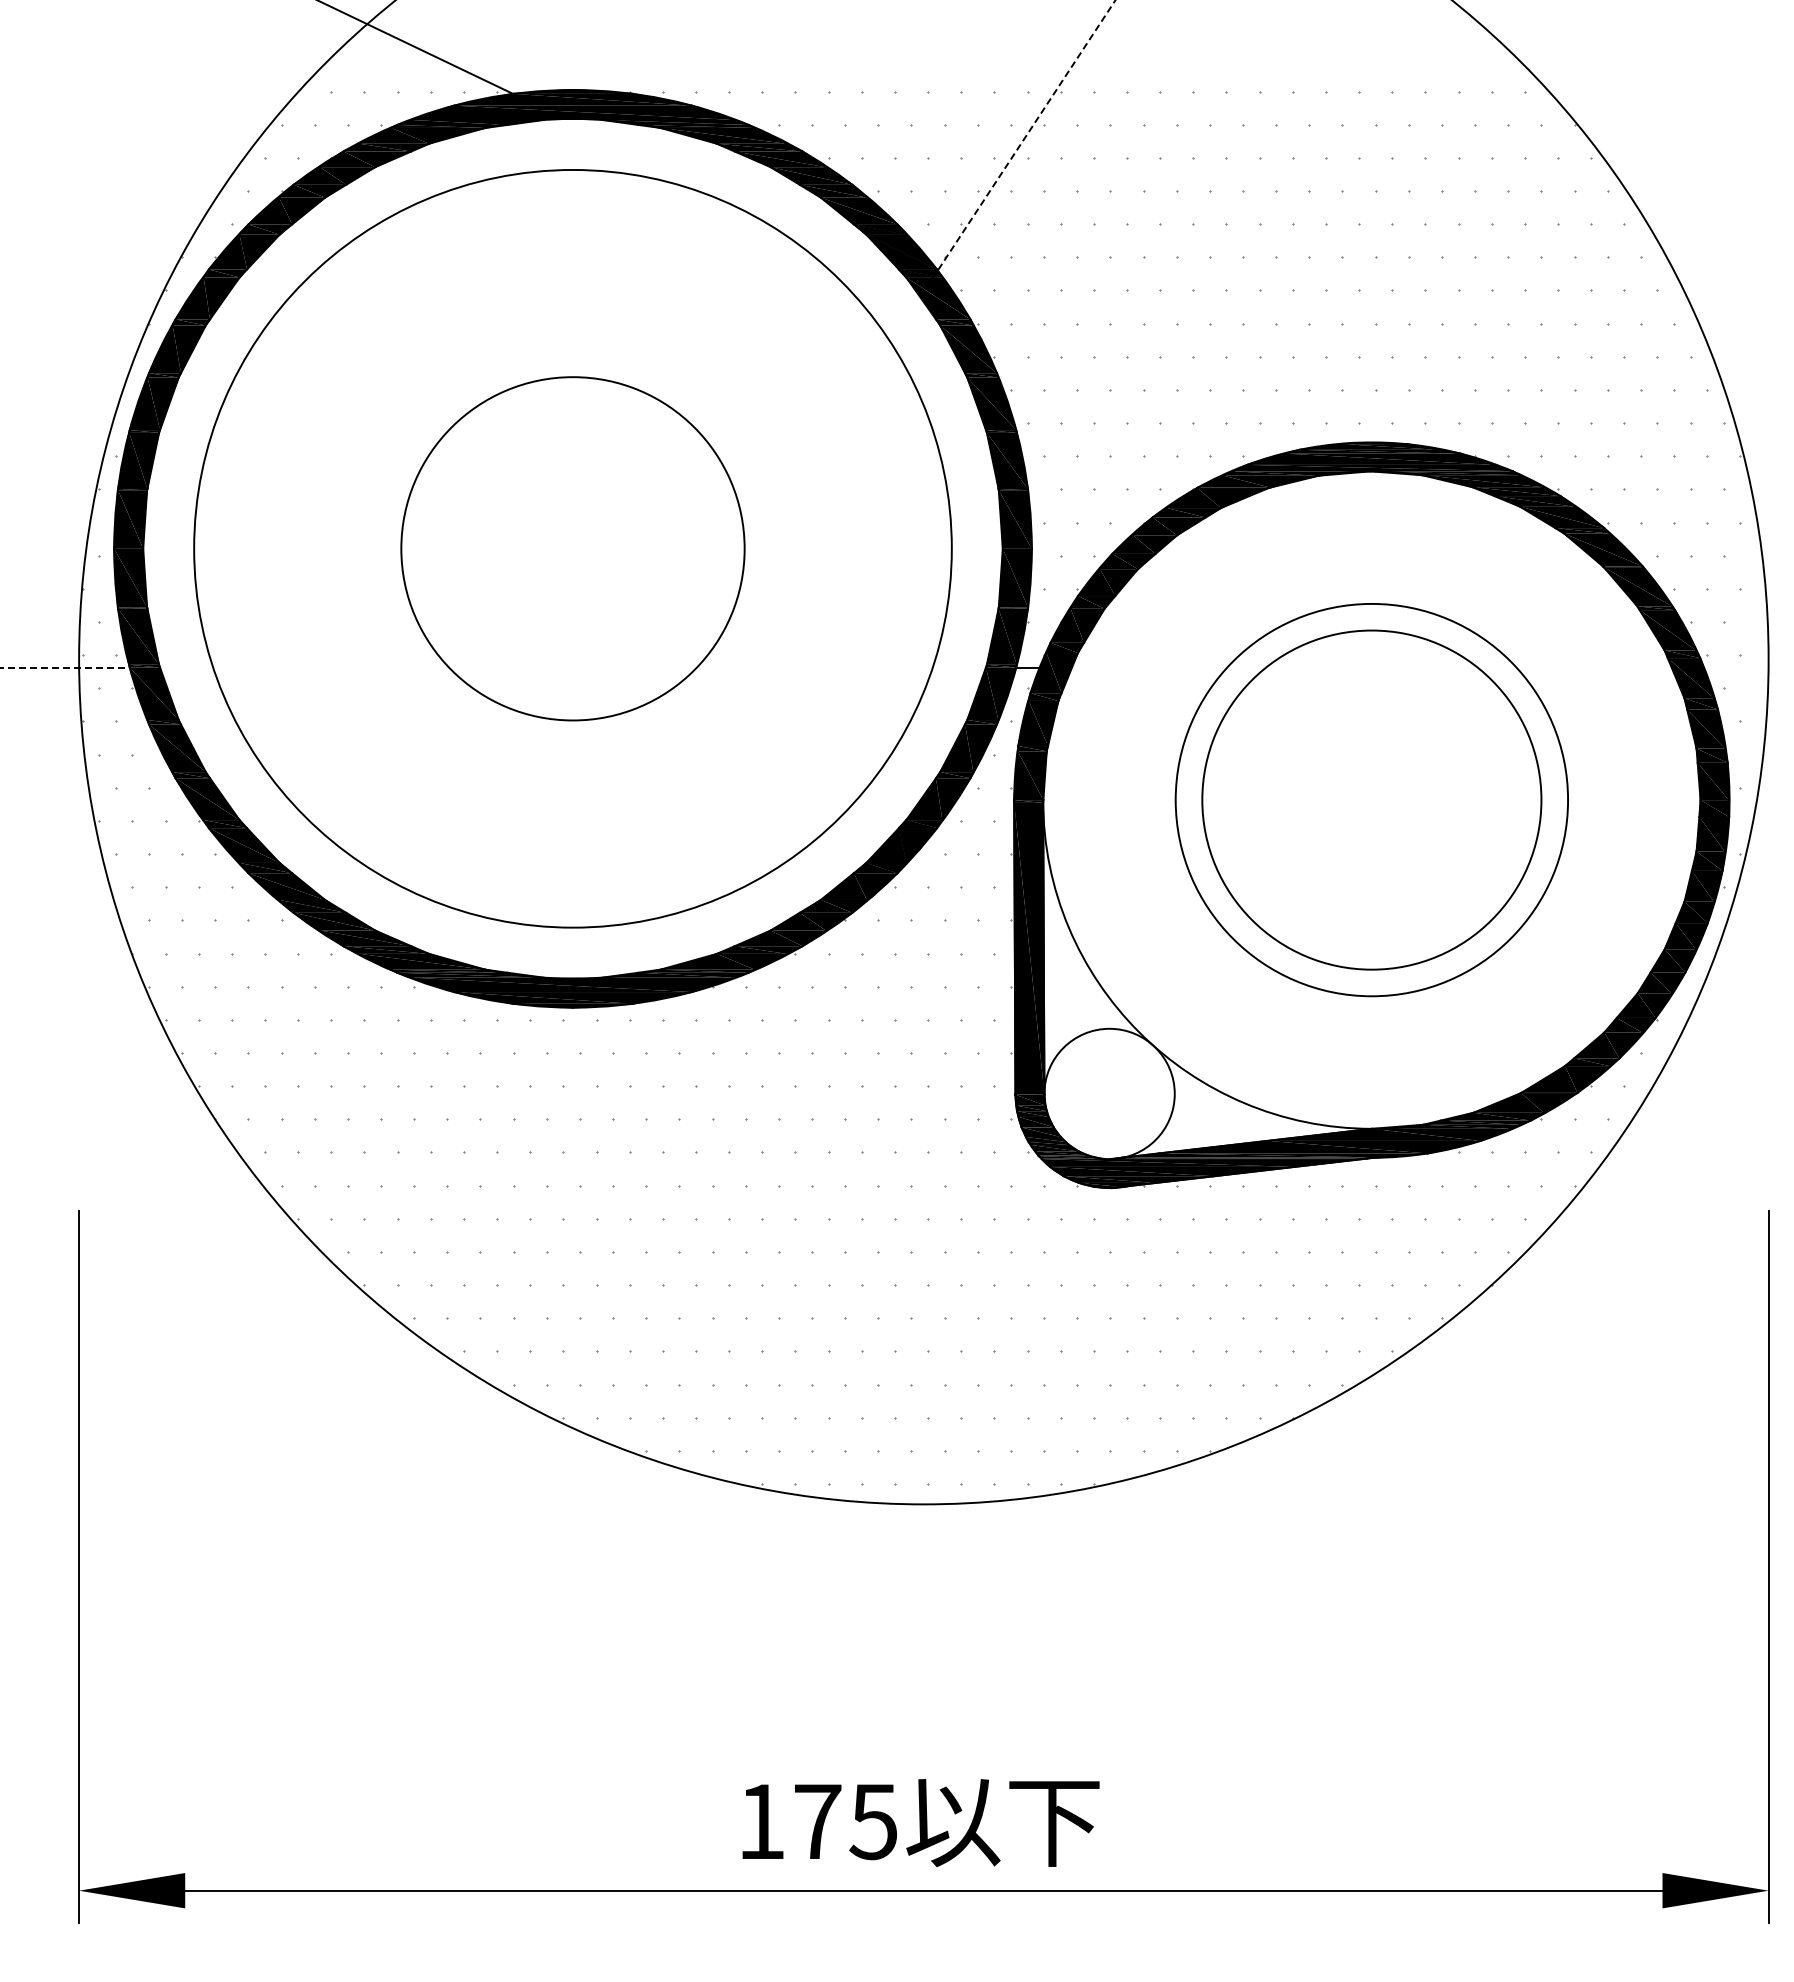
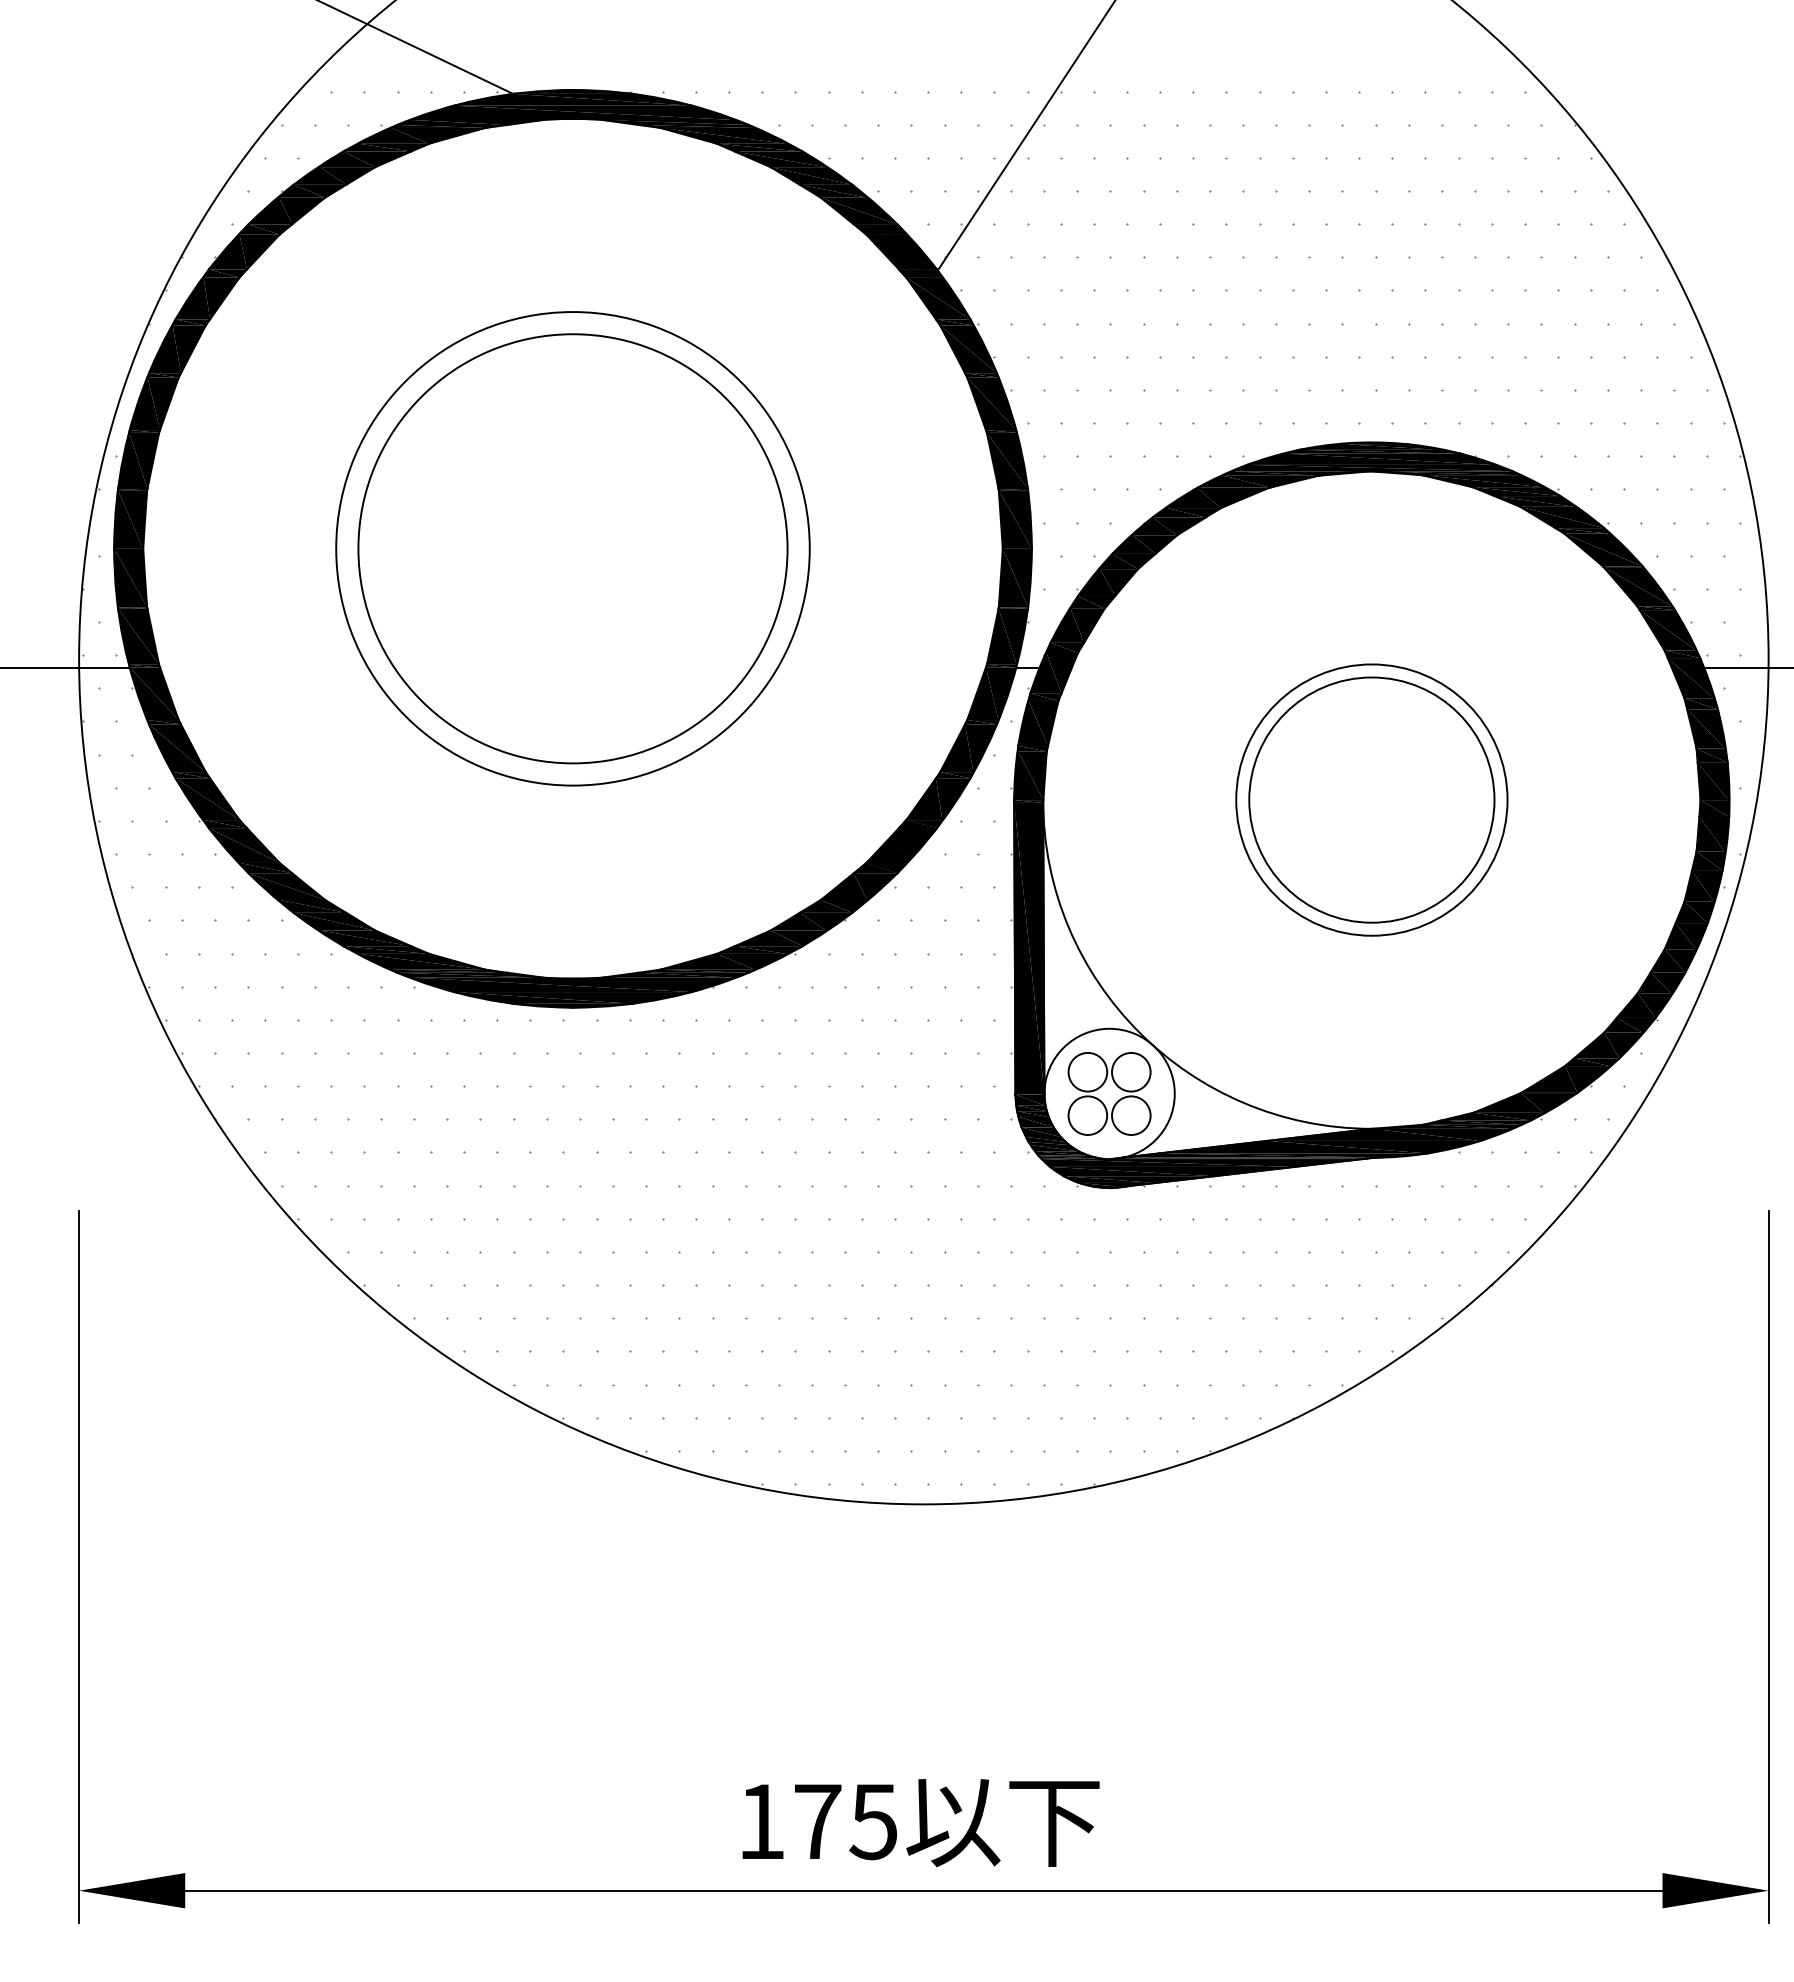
line: dashed -> solid (1023, 139)
circle diameter: 343 px -> 429 px (572, 548)
circle diameter: 758 px -> 474 px (572, 548)
line: dashed -> solid (65, 668)
line: none -> present (1747, 668)
circle diameter: 339 px -> 271 px (1371, 799)
circle diameter: 392 px -> 245 px (1371, 799)
part: none -> present (1102, 1086)
